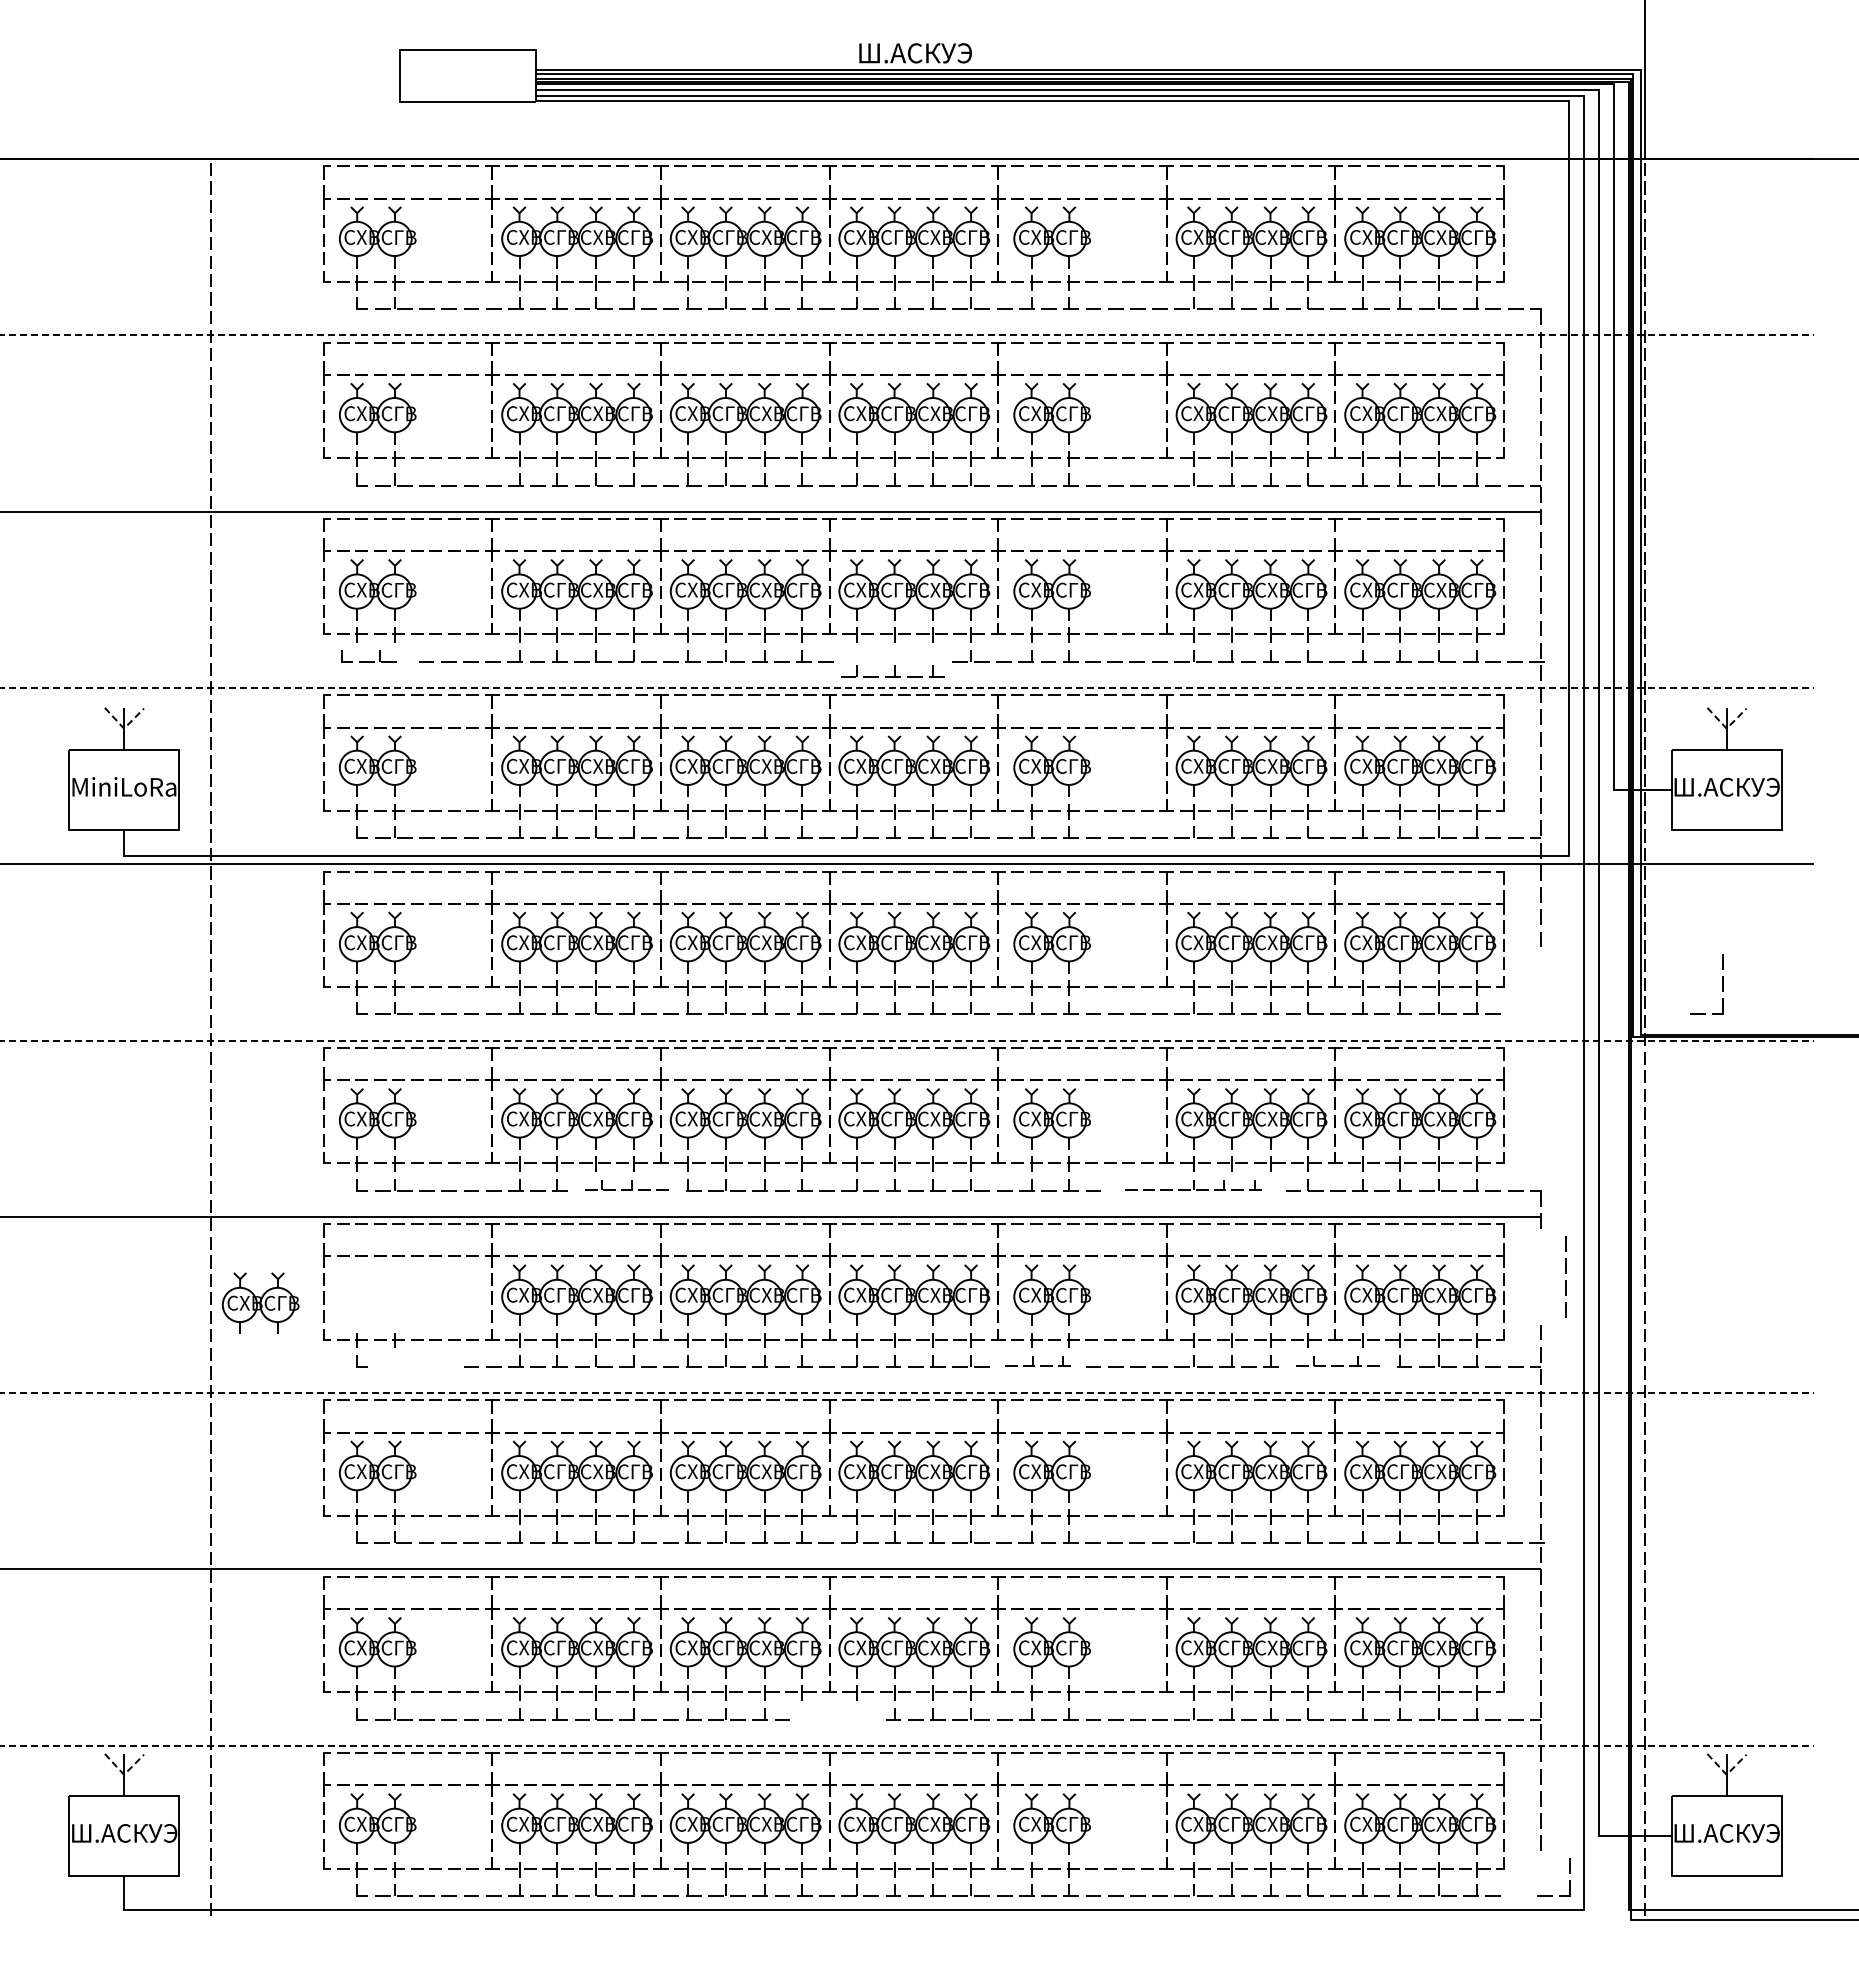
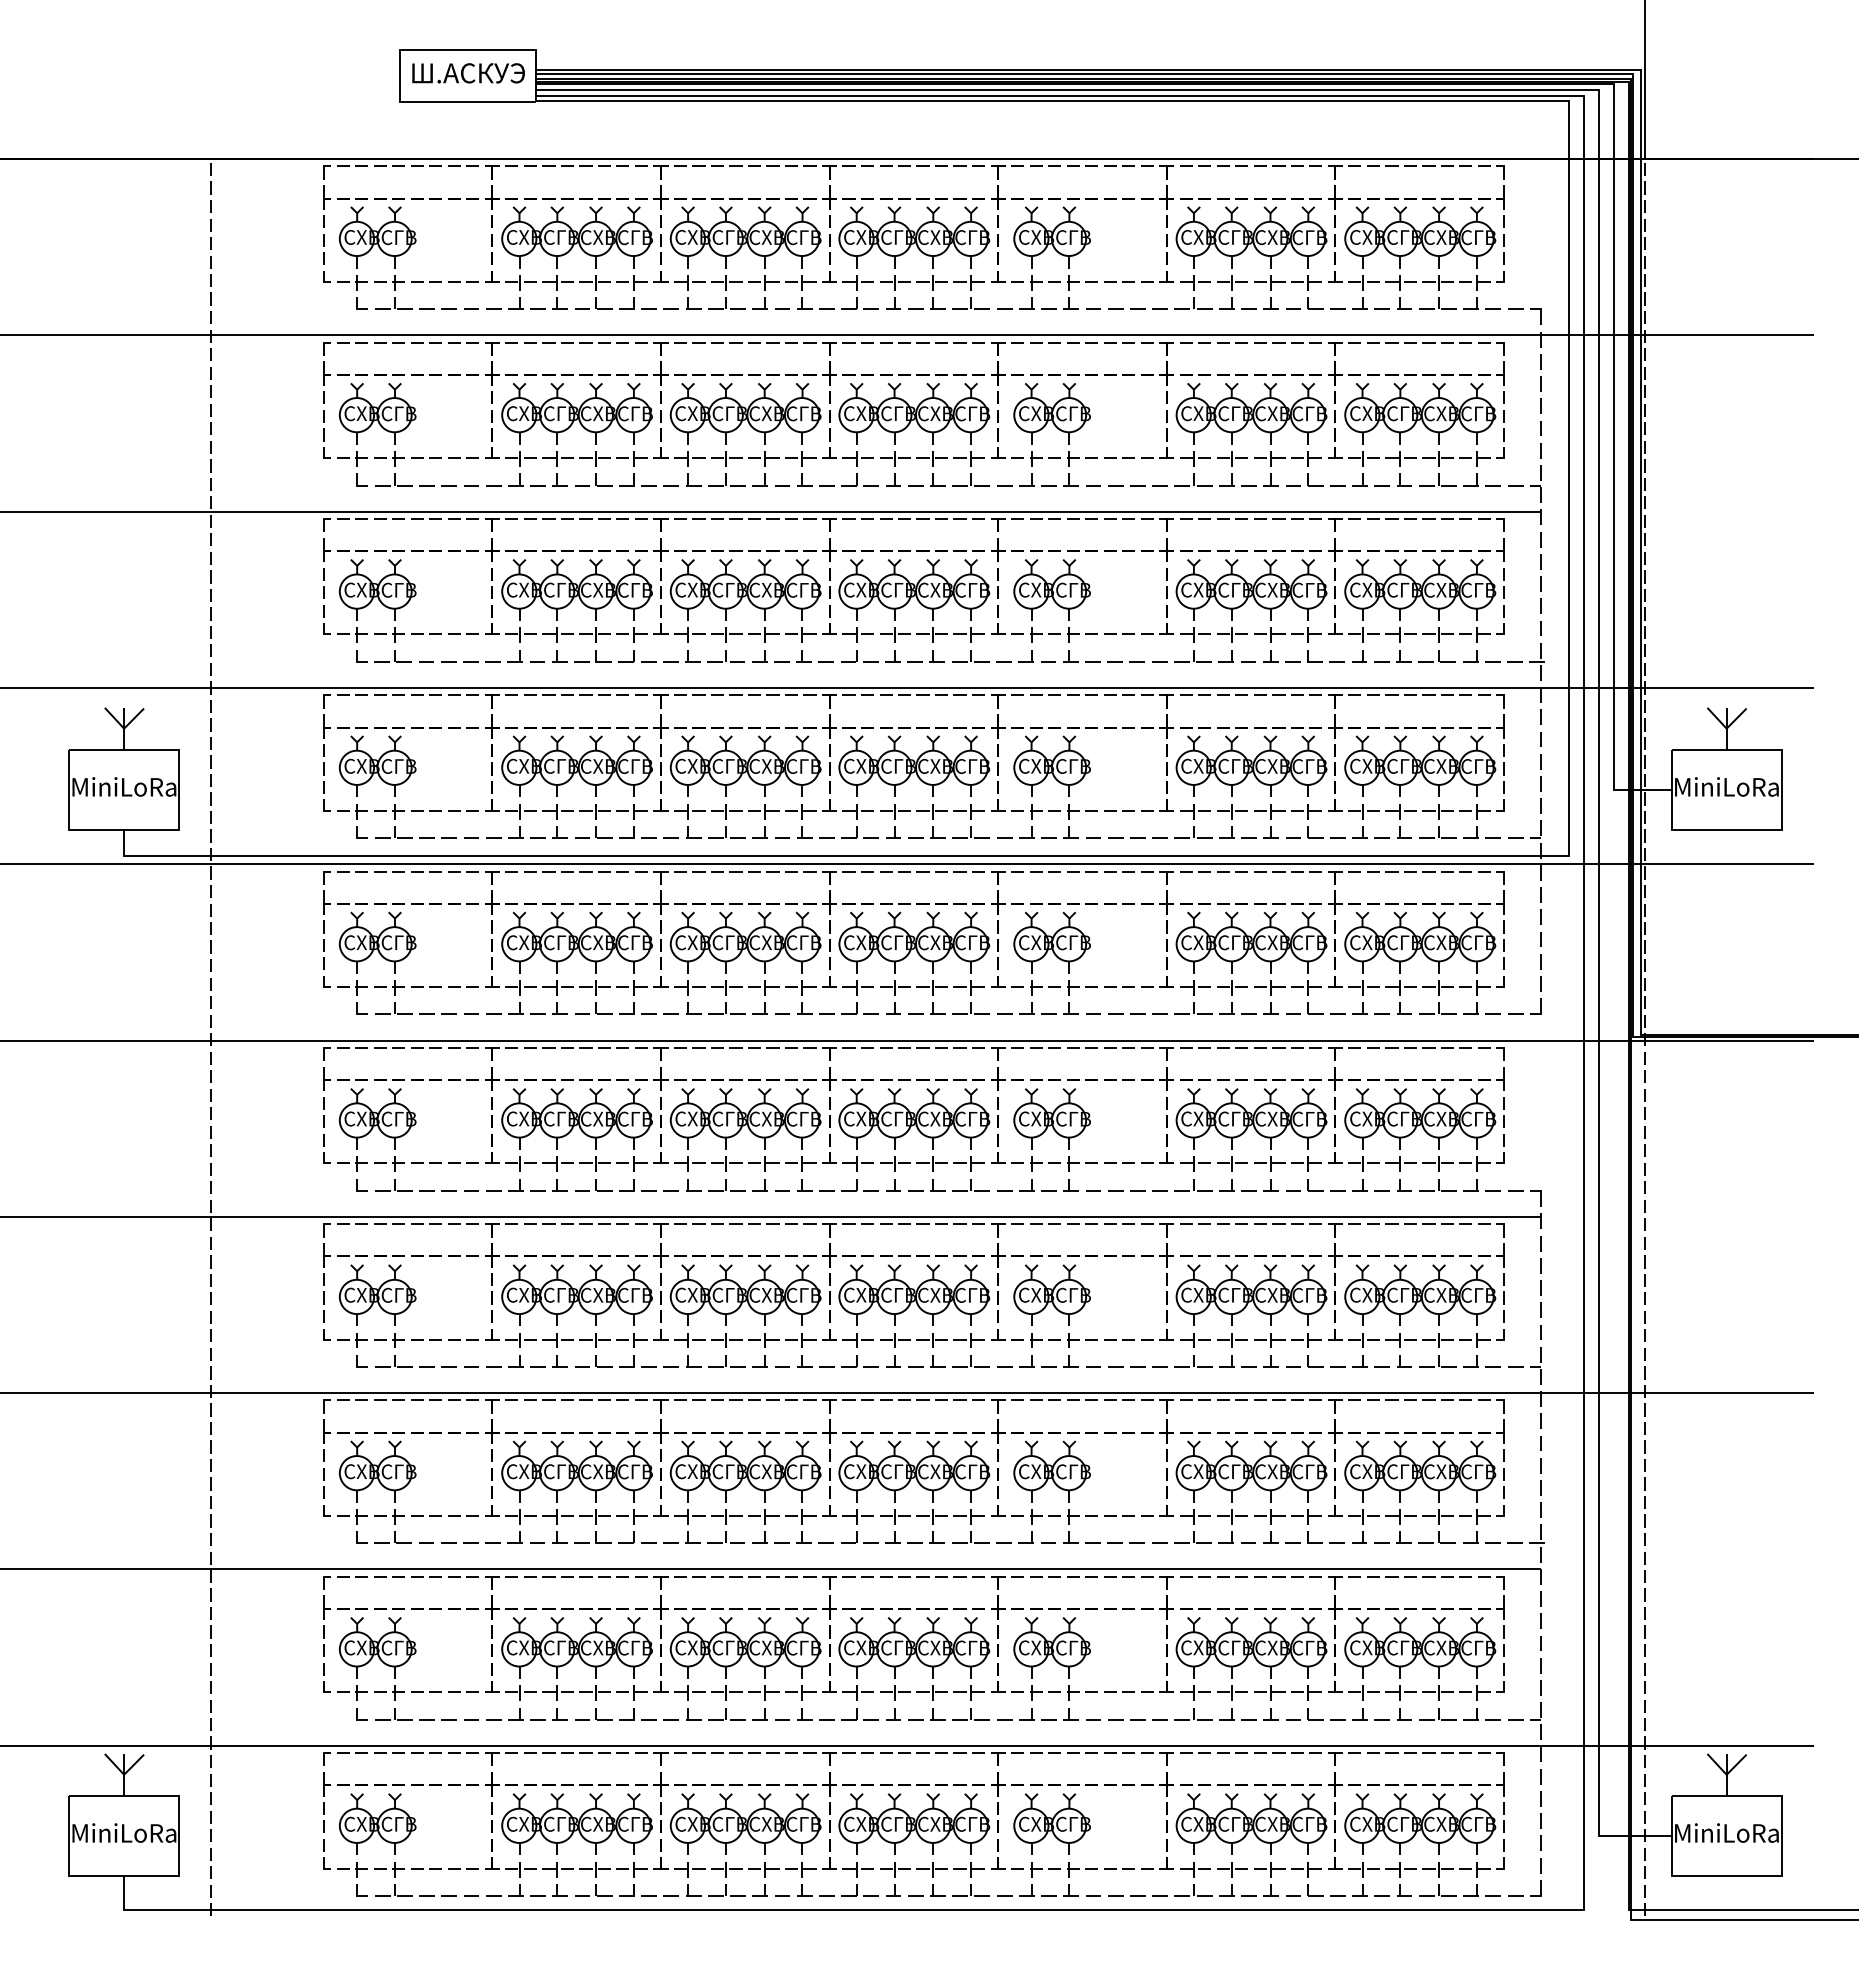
text position: (915, 53) -> (468, 73) (468, 73)
line: dashed -> solid (907, 335)
part position: (368, 656) -> (383, 656) (383, 656)
part position: (892, 671) -> (892, 656) (892, 656)
line: dashed -> solid (907, 687)
line: dashed -> solid (124, 728)
line: dashed -> solid (1726, 728)
text: Ш.АСКУЭ -> MiniLoRa (1726, 786)
part position: (1722, 984) -> (1540, 984) (1540, 984)
line: dashed -> solid (907, 1040)
part size: 84x11 px -> 104x13 px (626, 1185)
part size: 137x11 px -> 171x13 px (1193, 1185)
line position: (1565, 1273) -> (1540, 1273) (1540, 1273)
part position: (260, 1302) -> (377, 1294) (377, 1294)
part: none -> present (415, 1361)
part size: 66x11 px -> 82x13 px (1037, 1361)
part size: 84x11 px -> 104x13 px (1337, 1361)
line: dashed -> solid (907, 1393)
part: none -> present (837, 1714)
line: dashed -> solid (907, 1745)
line: dashed -> solid (124, 1774)
line: dashed -> solid (1726, 1774)
text: Ш.АСКУЭ -> MiniLoRa (124, 1832)
text: Ш.АСКУЭ -> MiniLoRa (1726, 1832)
part position: (1569, 1880) -> (1540, 1880) (1540, 1880)
